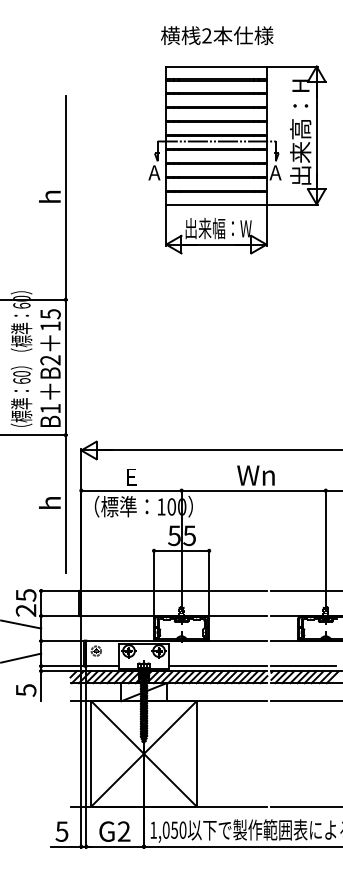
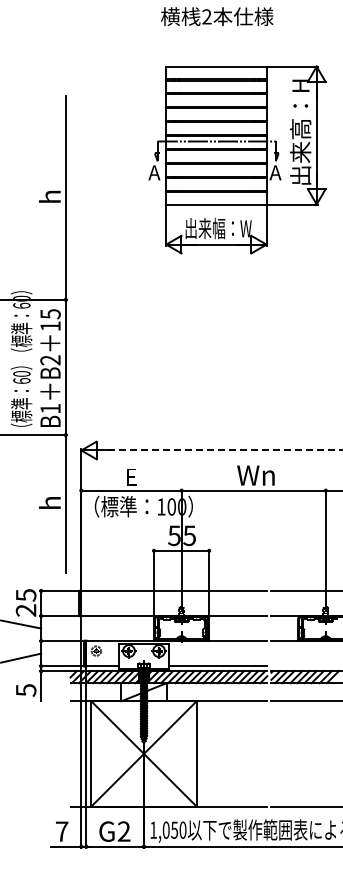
text position: (217, 35) -> (217, 16) (217, 16)
line: solid -> dashed (220, 450)
line: present -> none (303, 666)
text: 5 -> 7 (61, 831)
